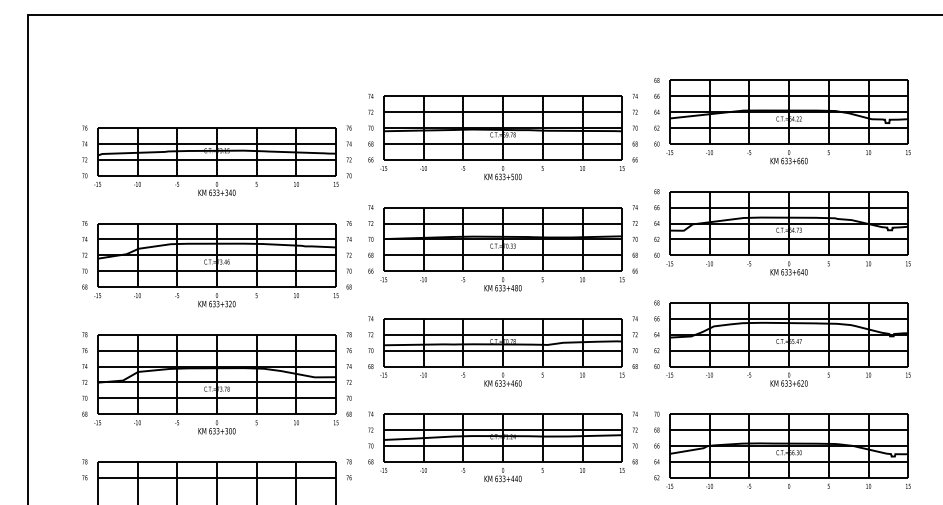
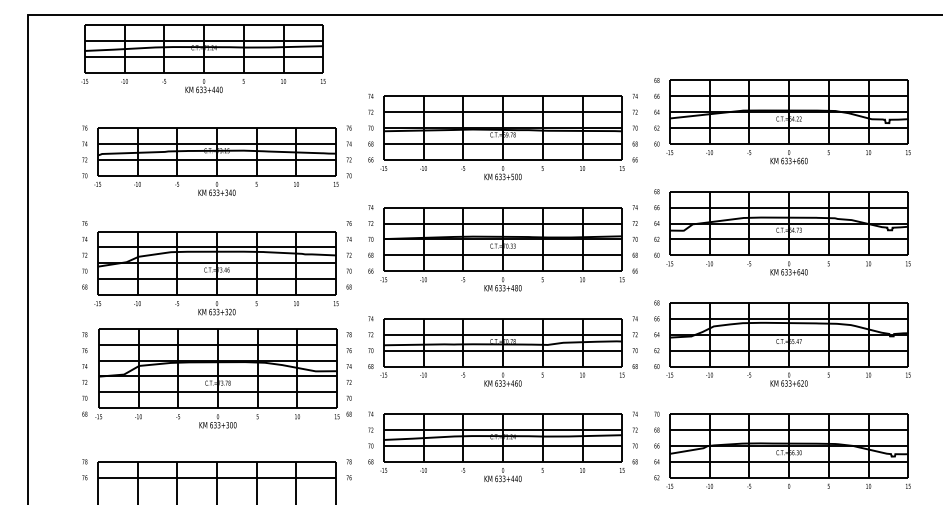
part: none -> present (203, 58)
part position: (216, 265) -> (216, 273) (216, 273)
part position: (216, 384) -> (217, 378) (217, 378)
